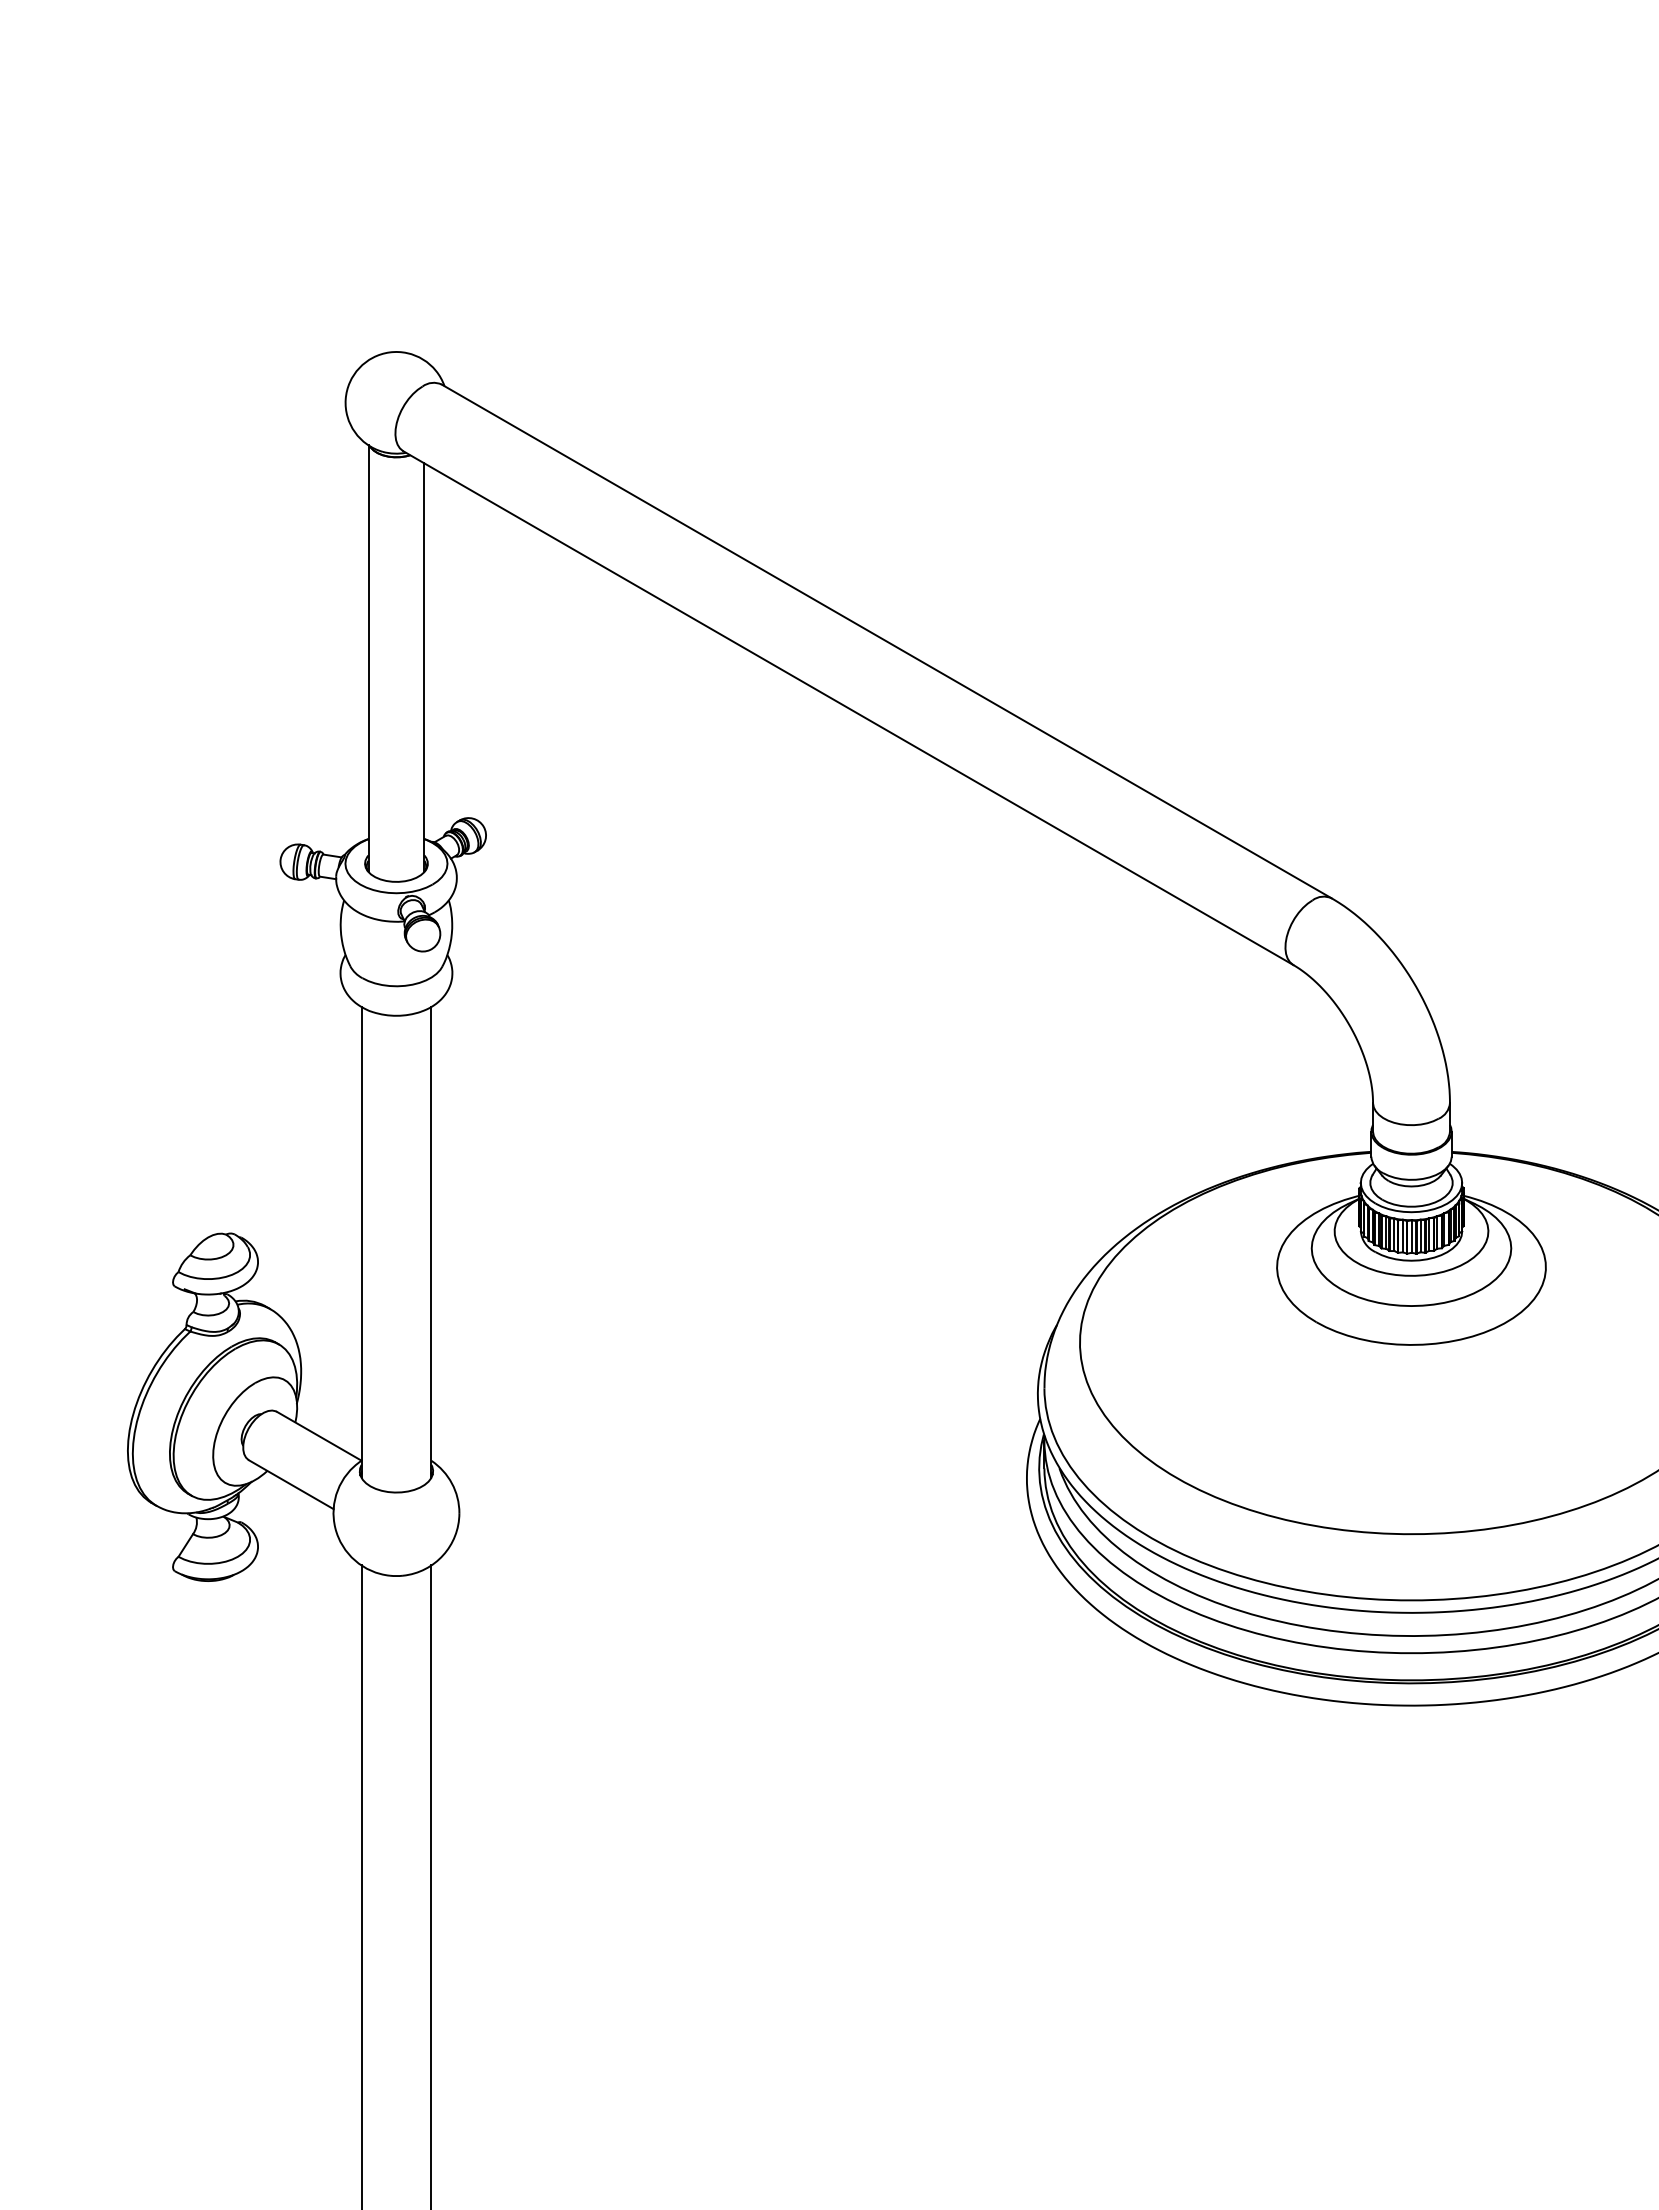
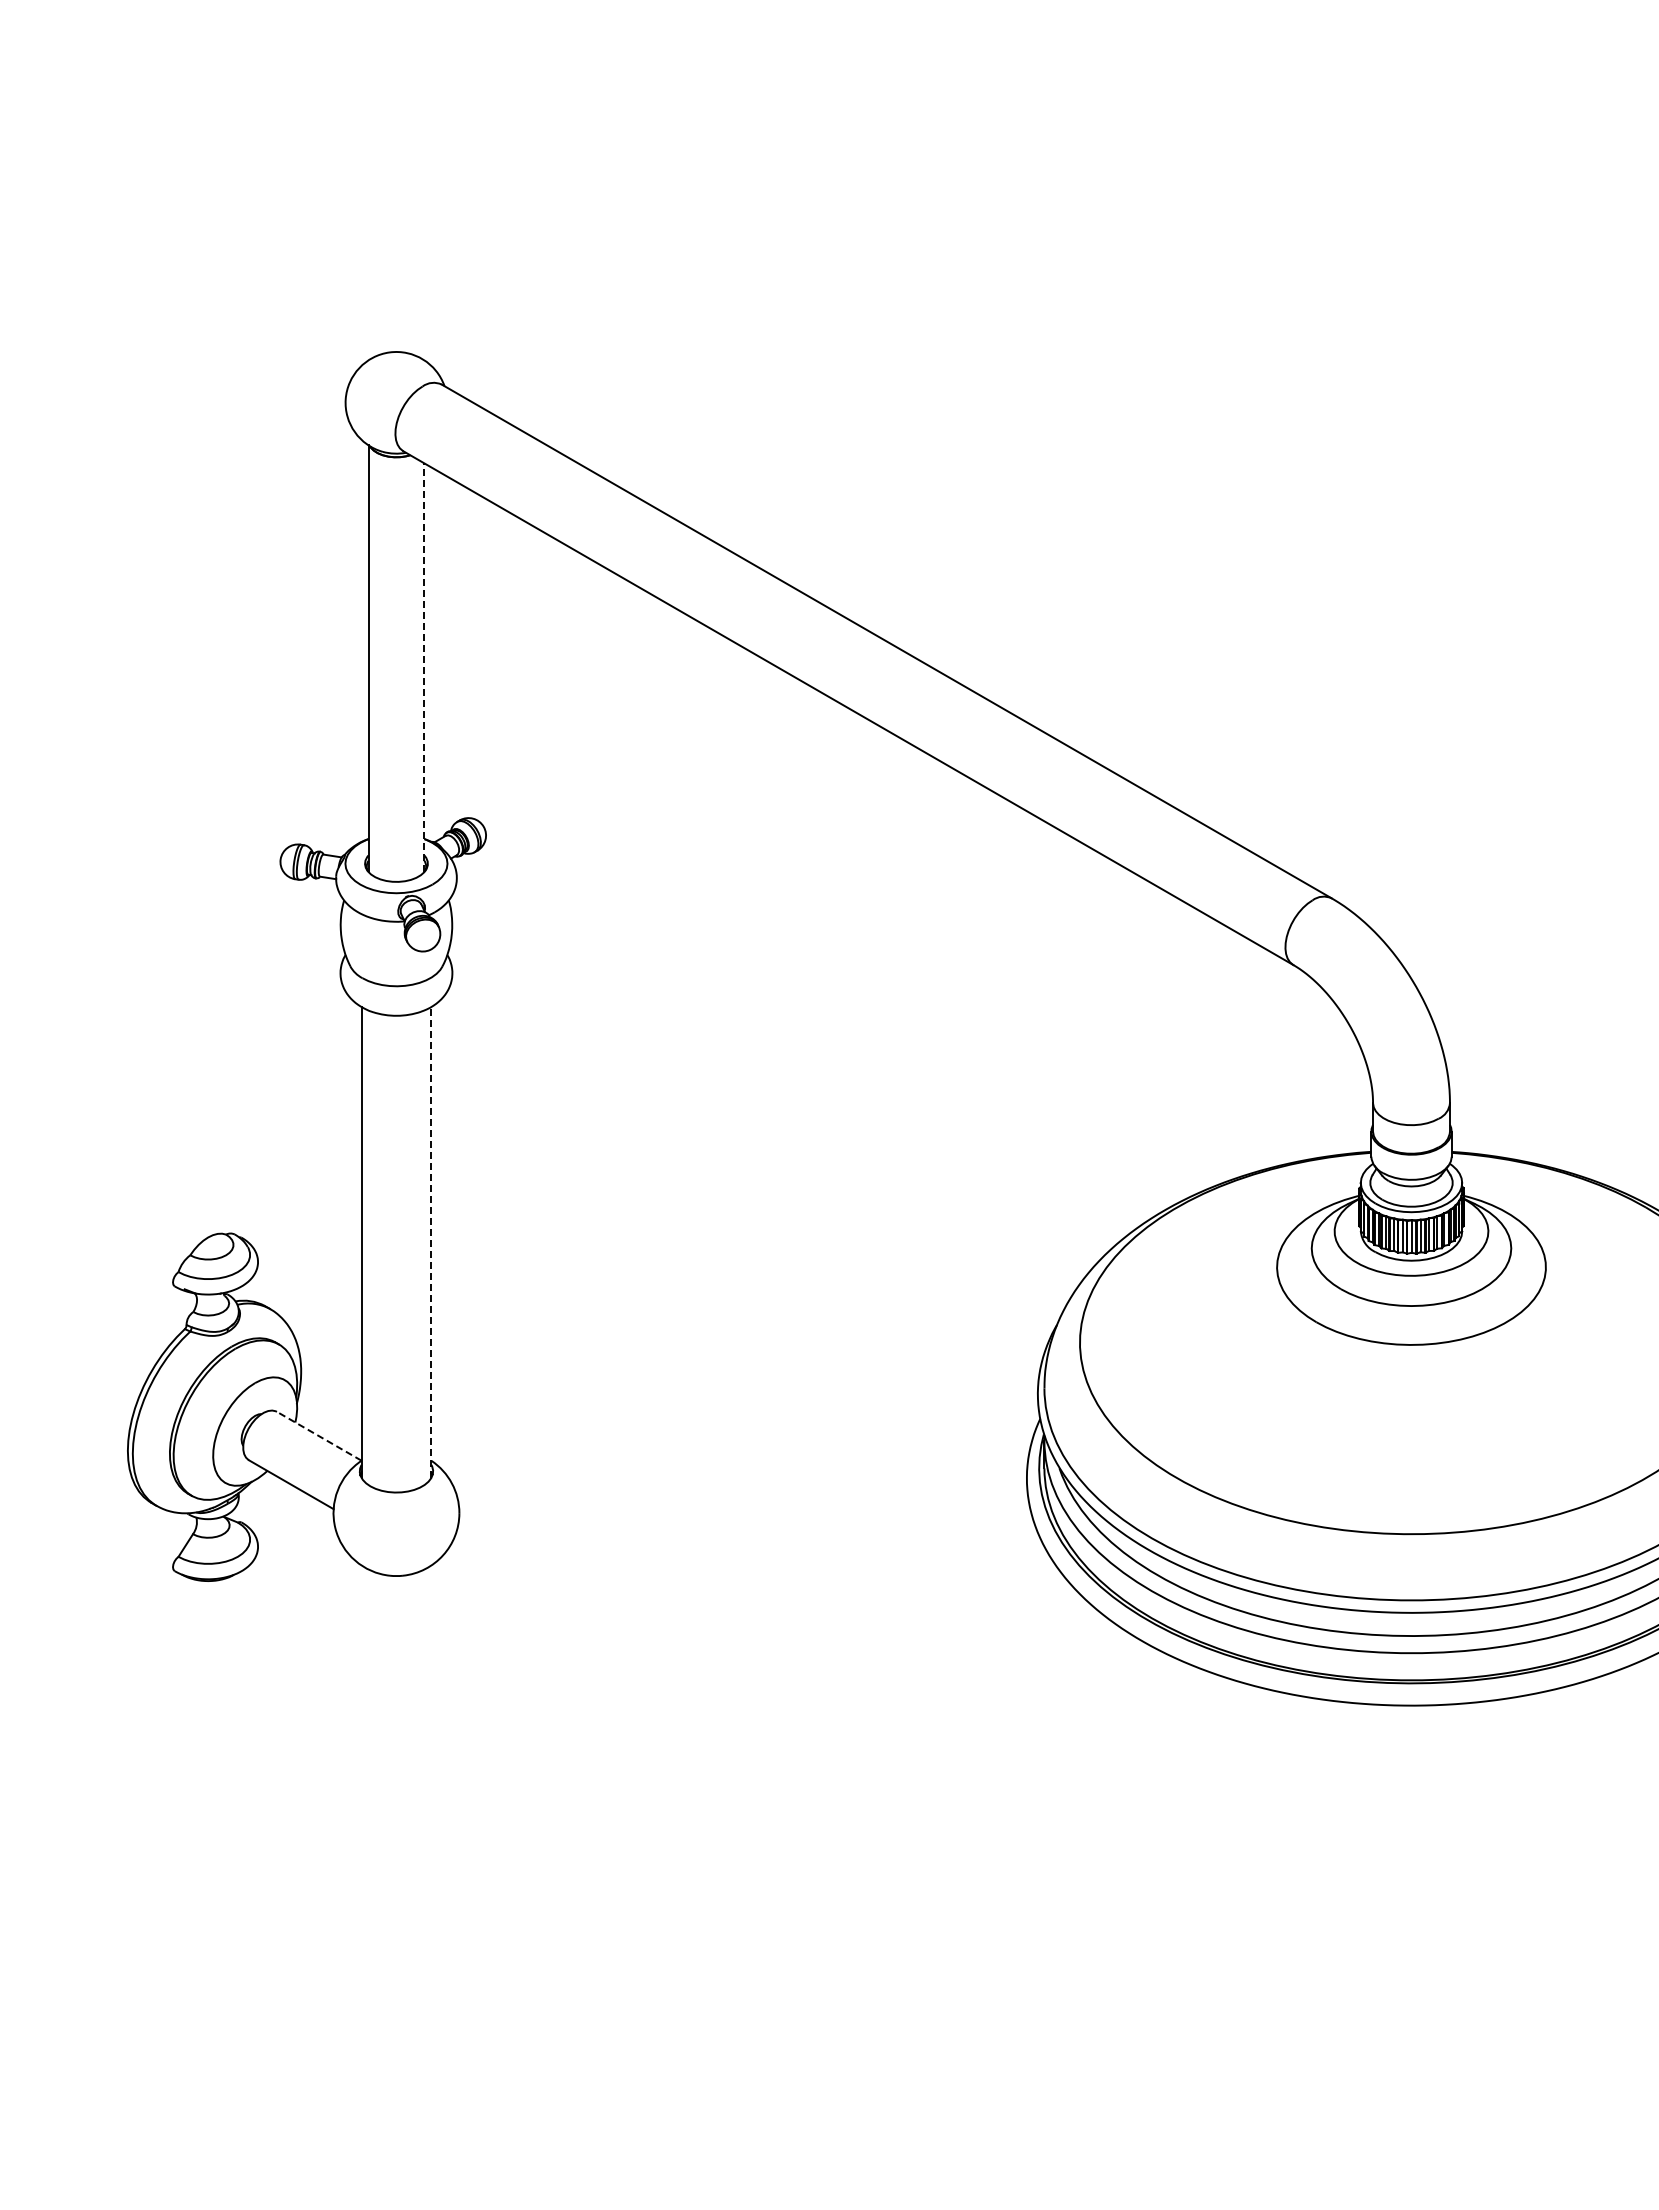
line: solid -> dashed (424, 667)
line: solid -> dashed (431, 1242)
line: solid -> dashed (319, 1436)
line: present -> none (361, 1885)
line: present -> none (431, 1885)
